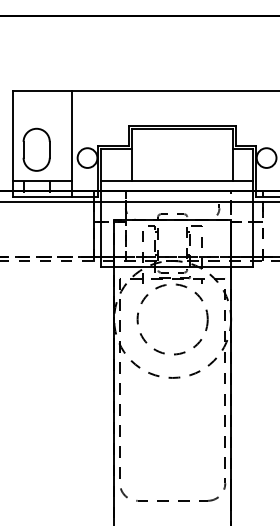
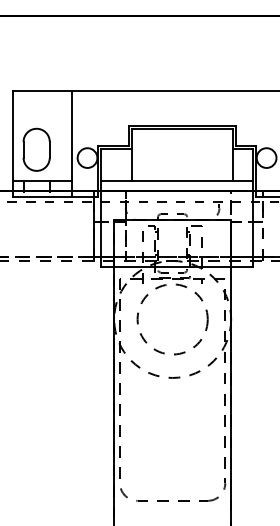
line: solid -> dashed (139, 202)
